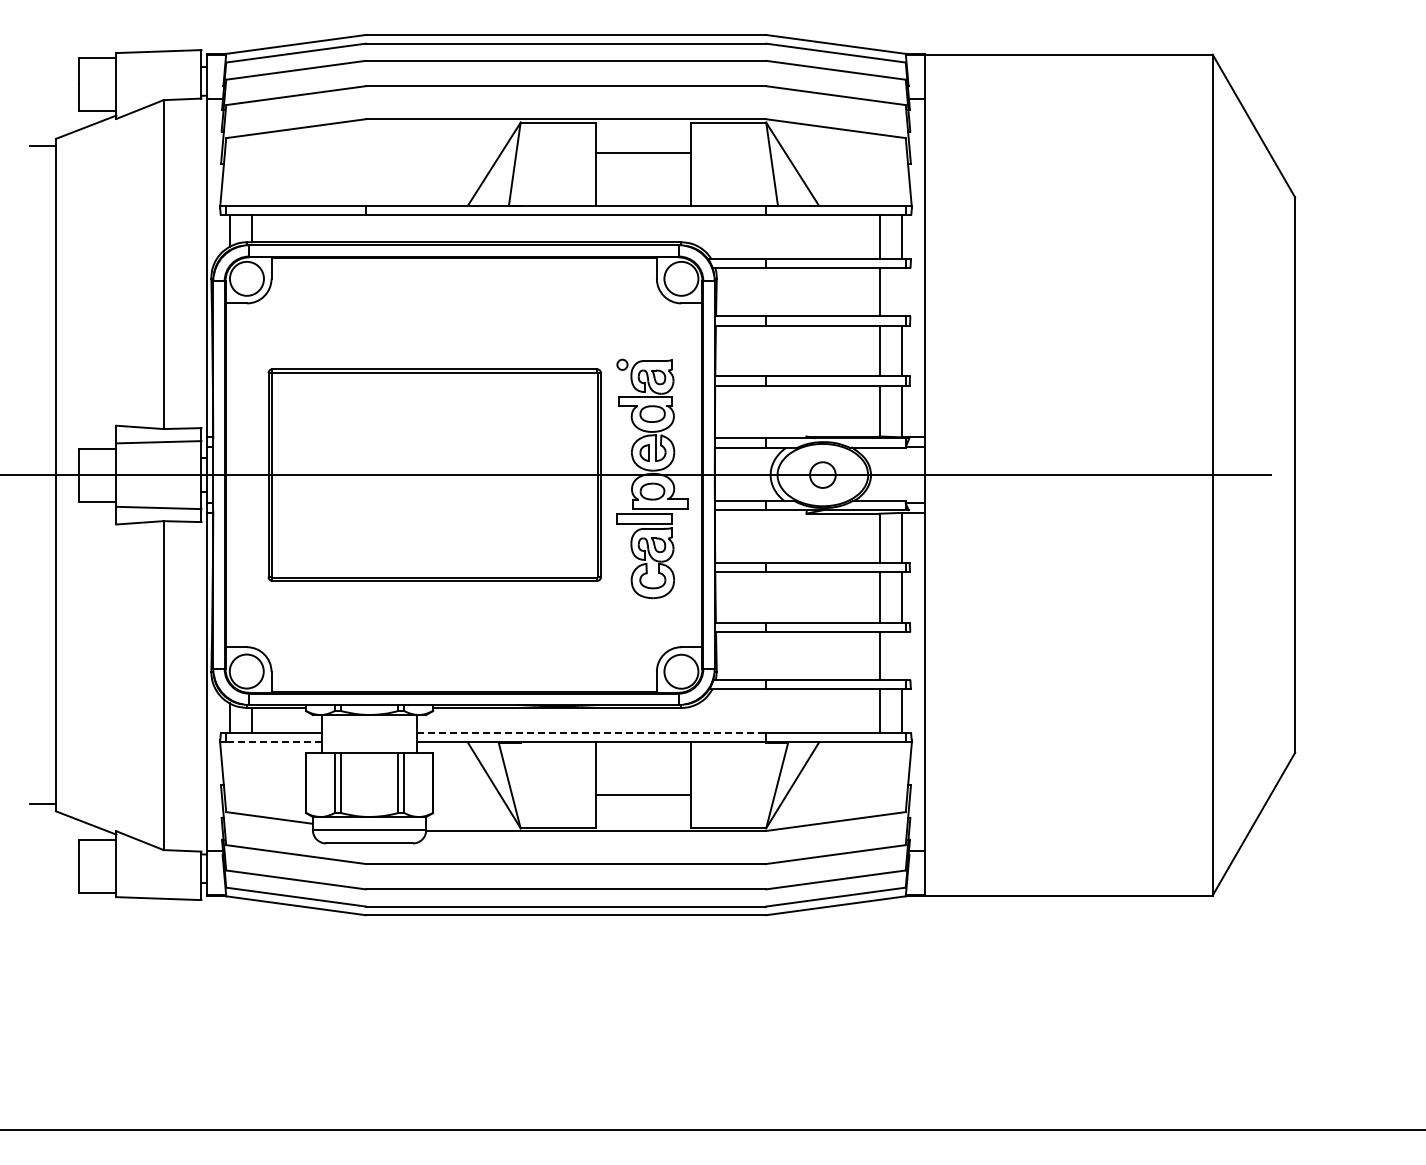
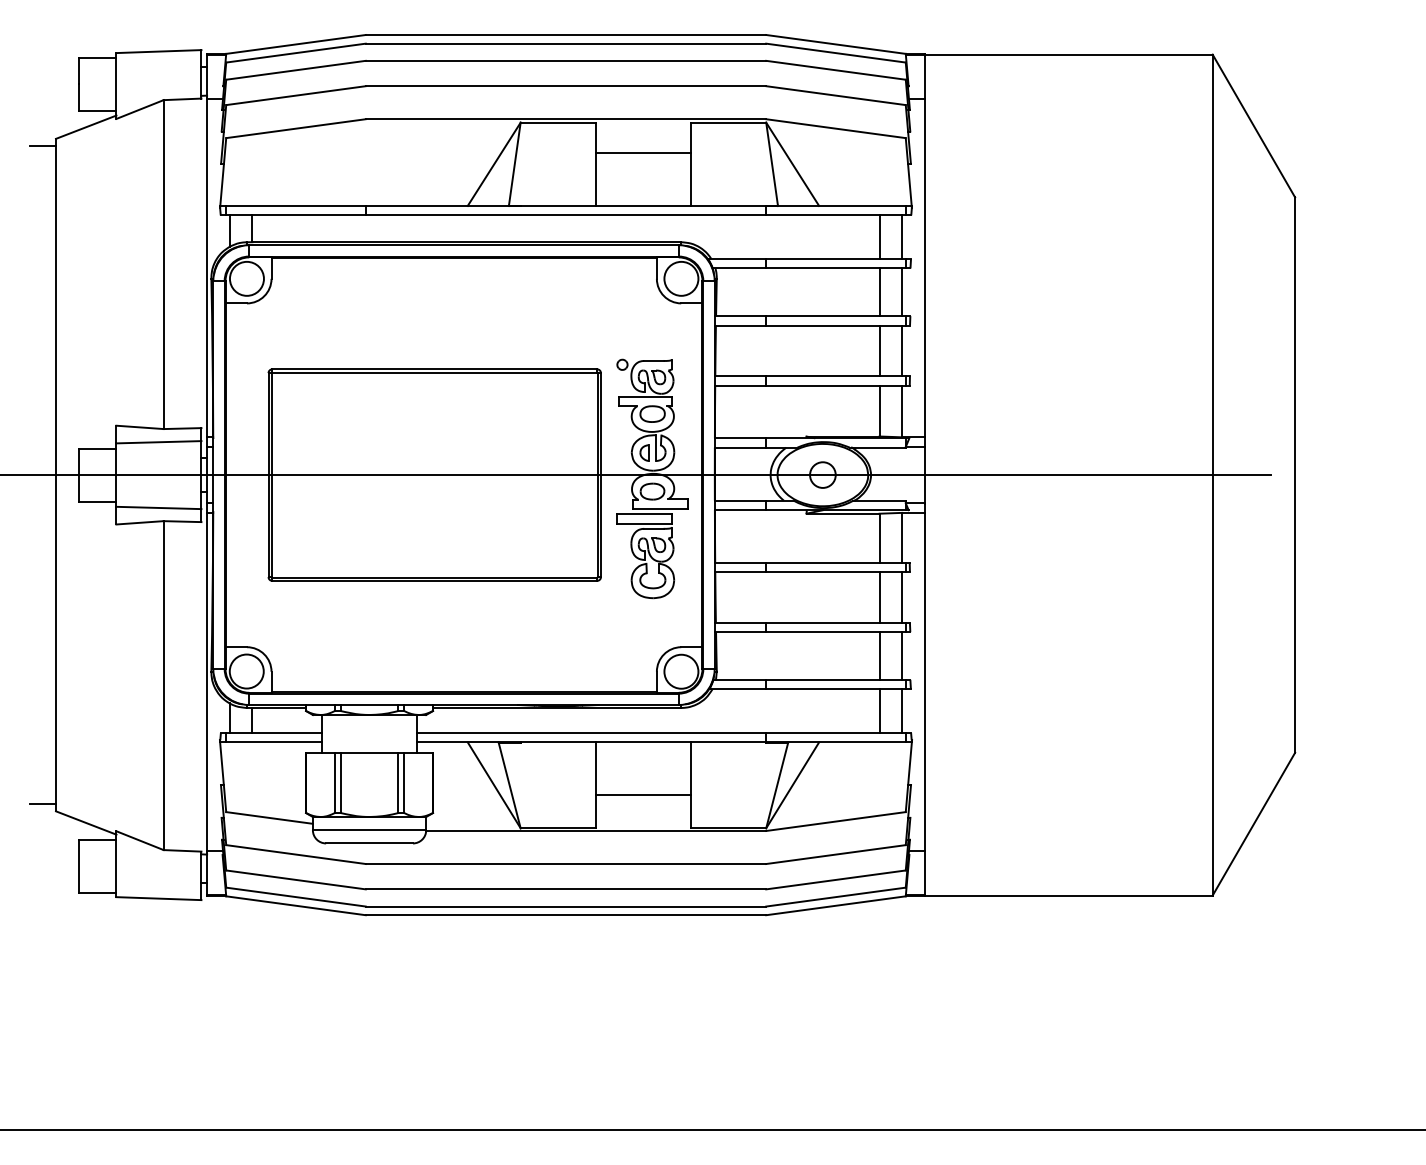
line: none -> present (902, 292)
line: none -> present (902, 655)
line: dashed -> solid (591, 732)
line: dashed -> solid (273, 742)
